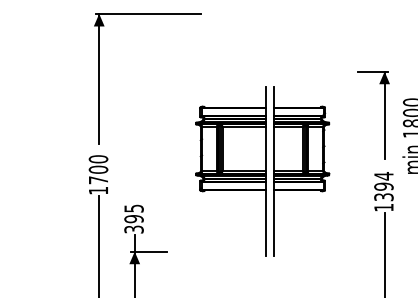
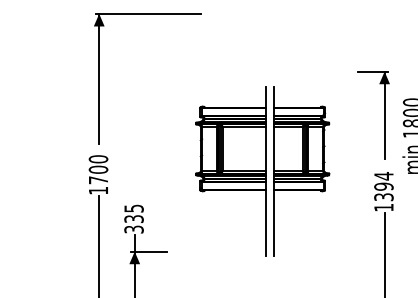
text: 395 -> 335 (133, 219)
